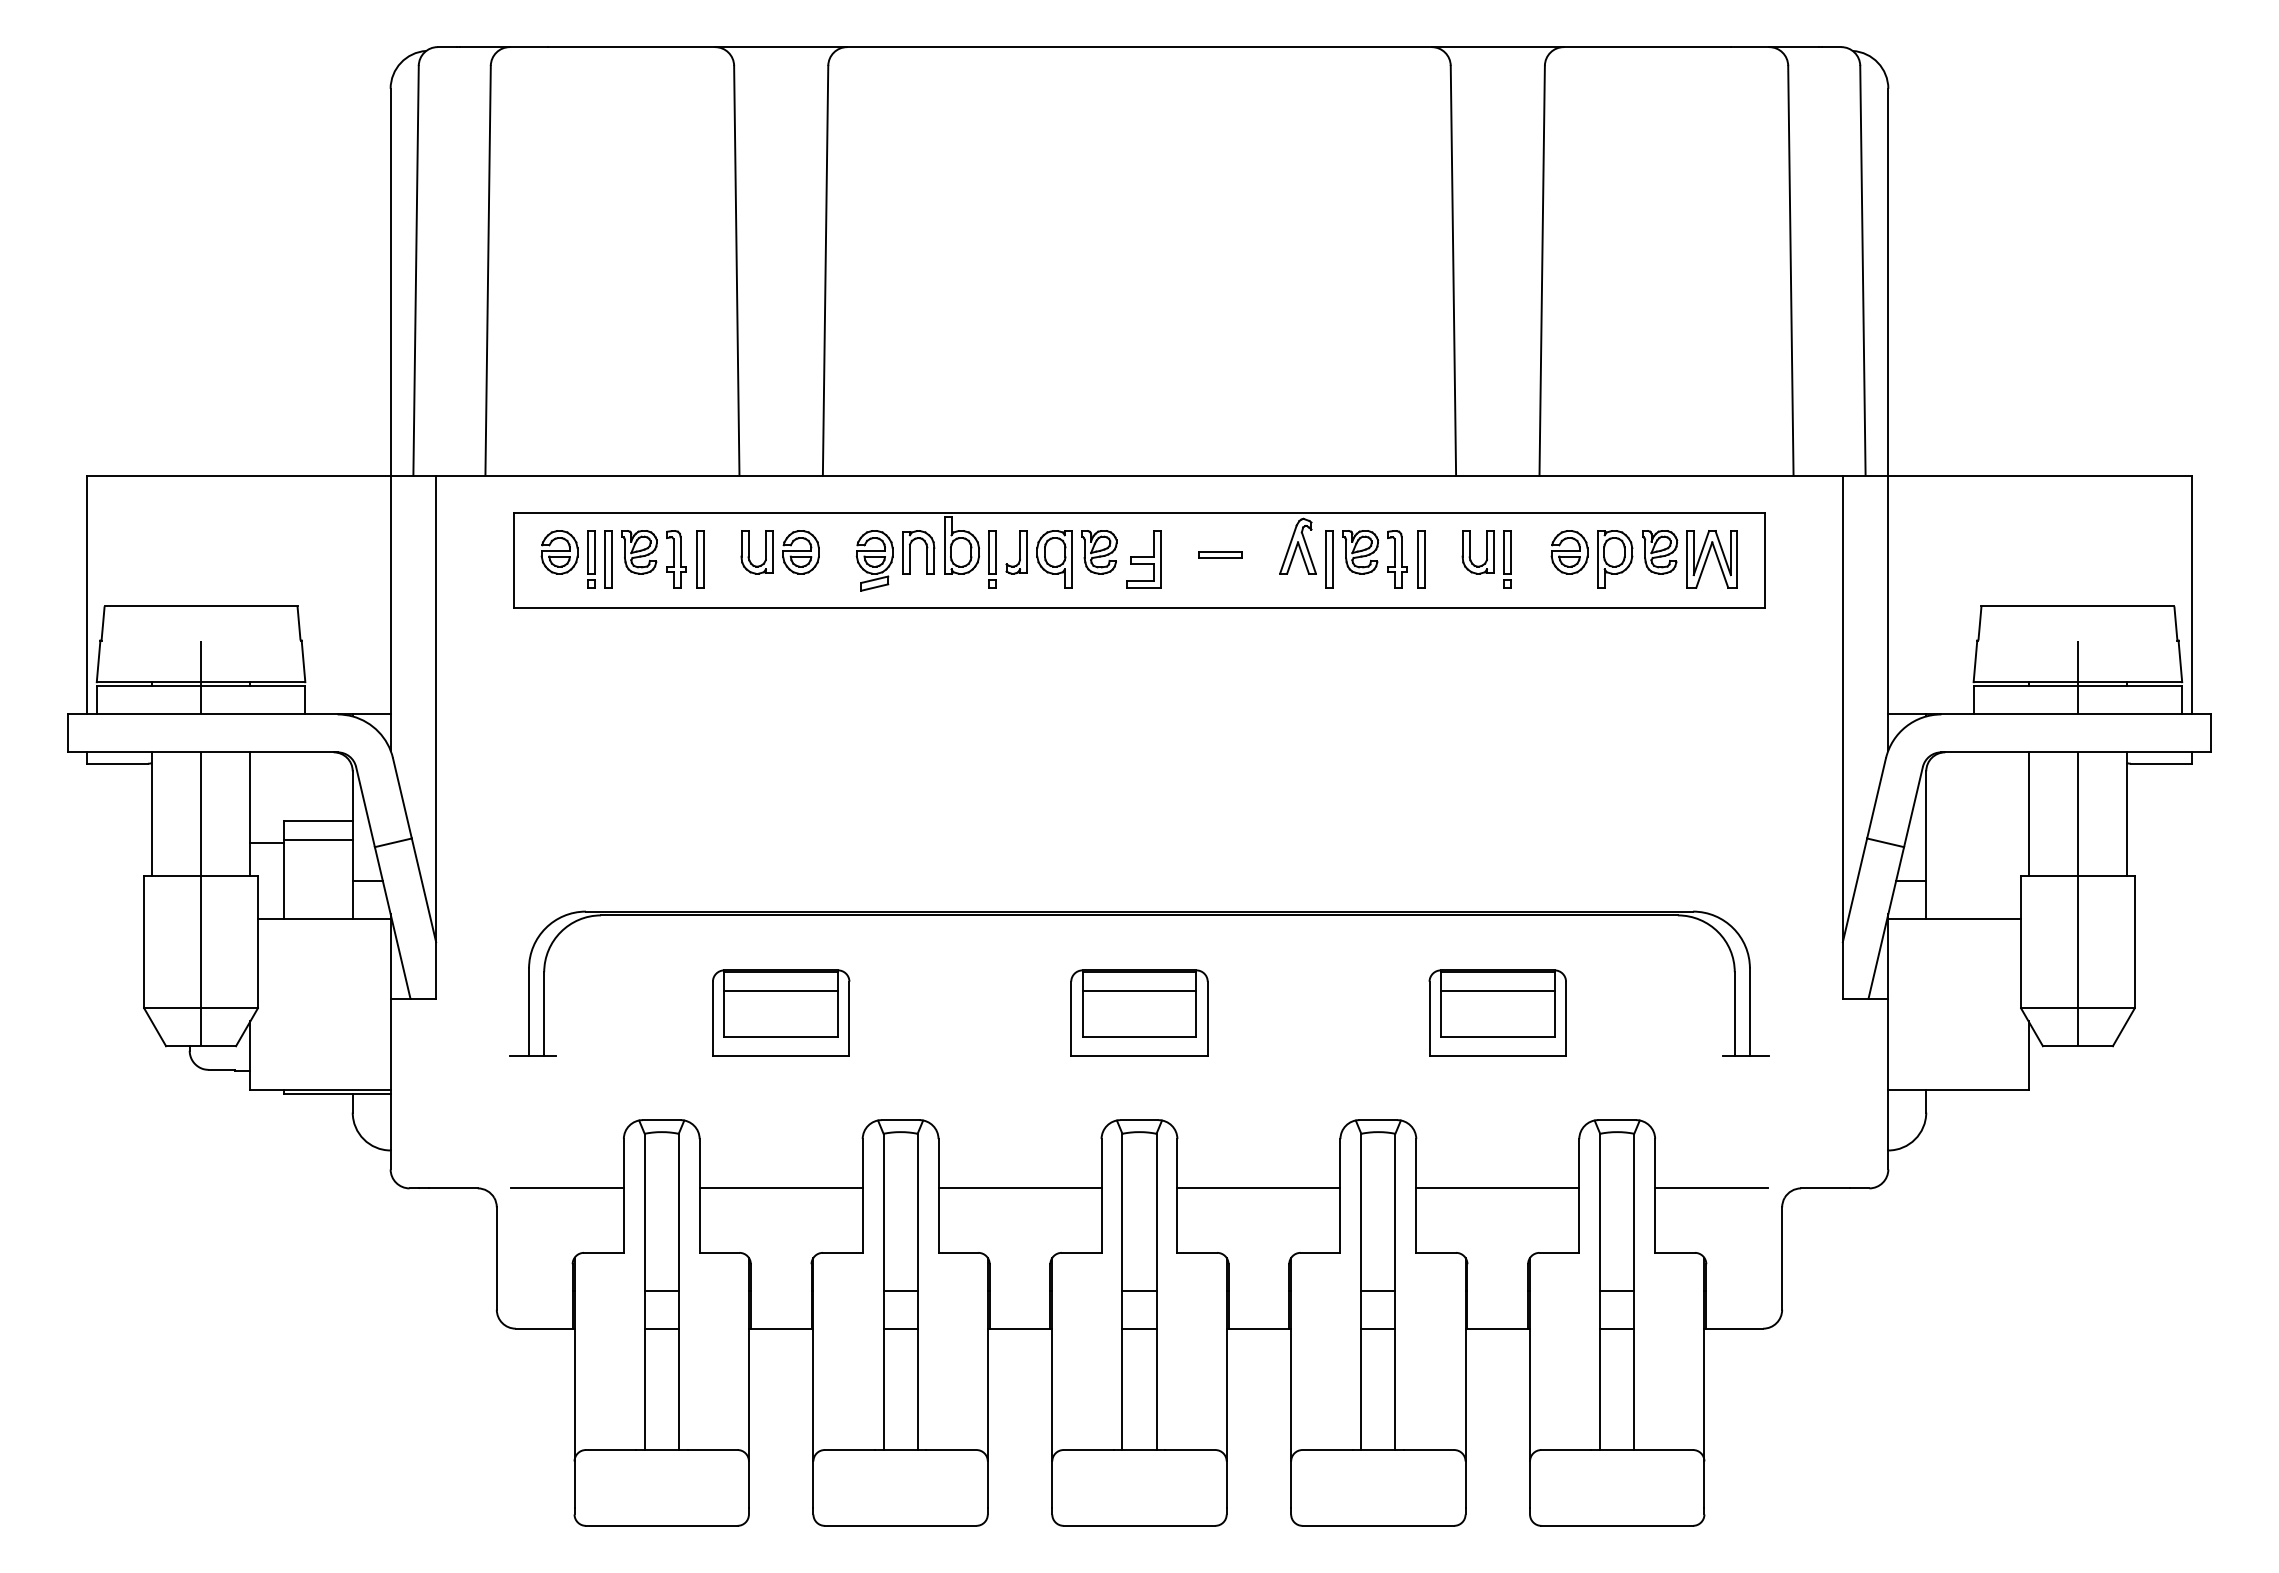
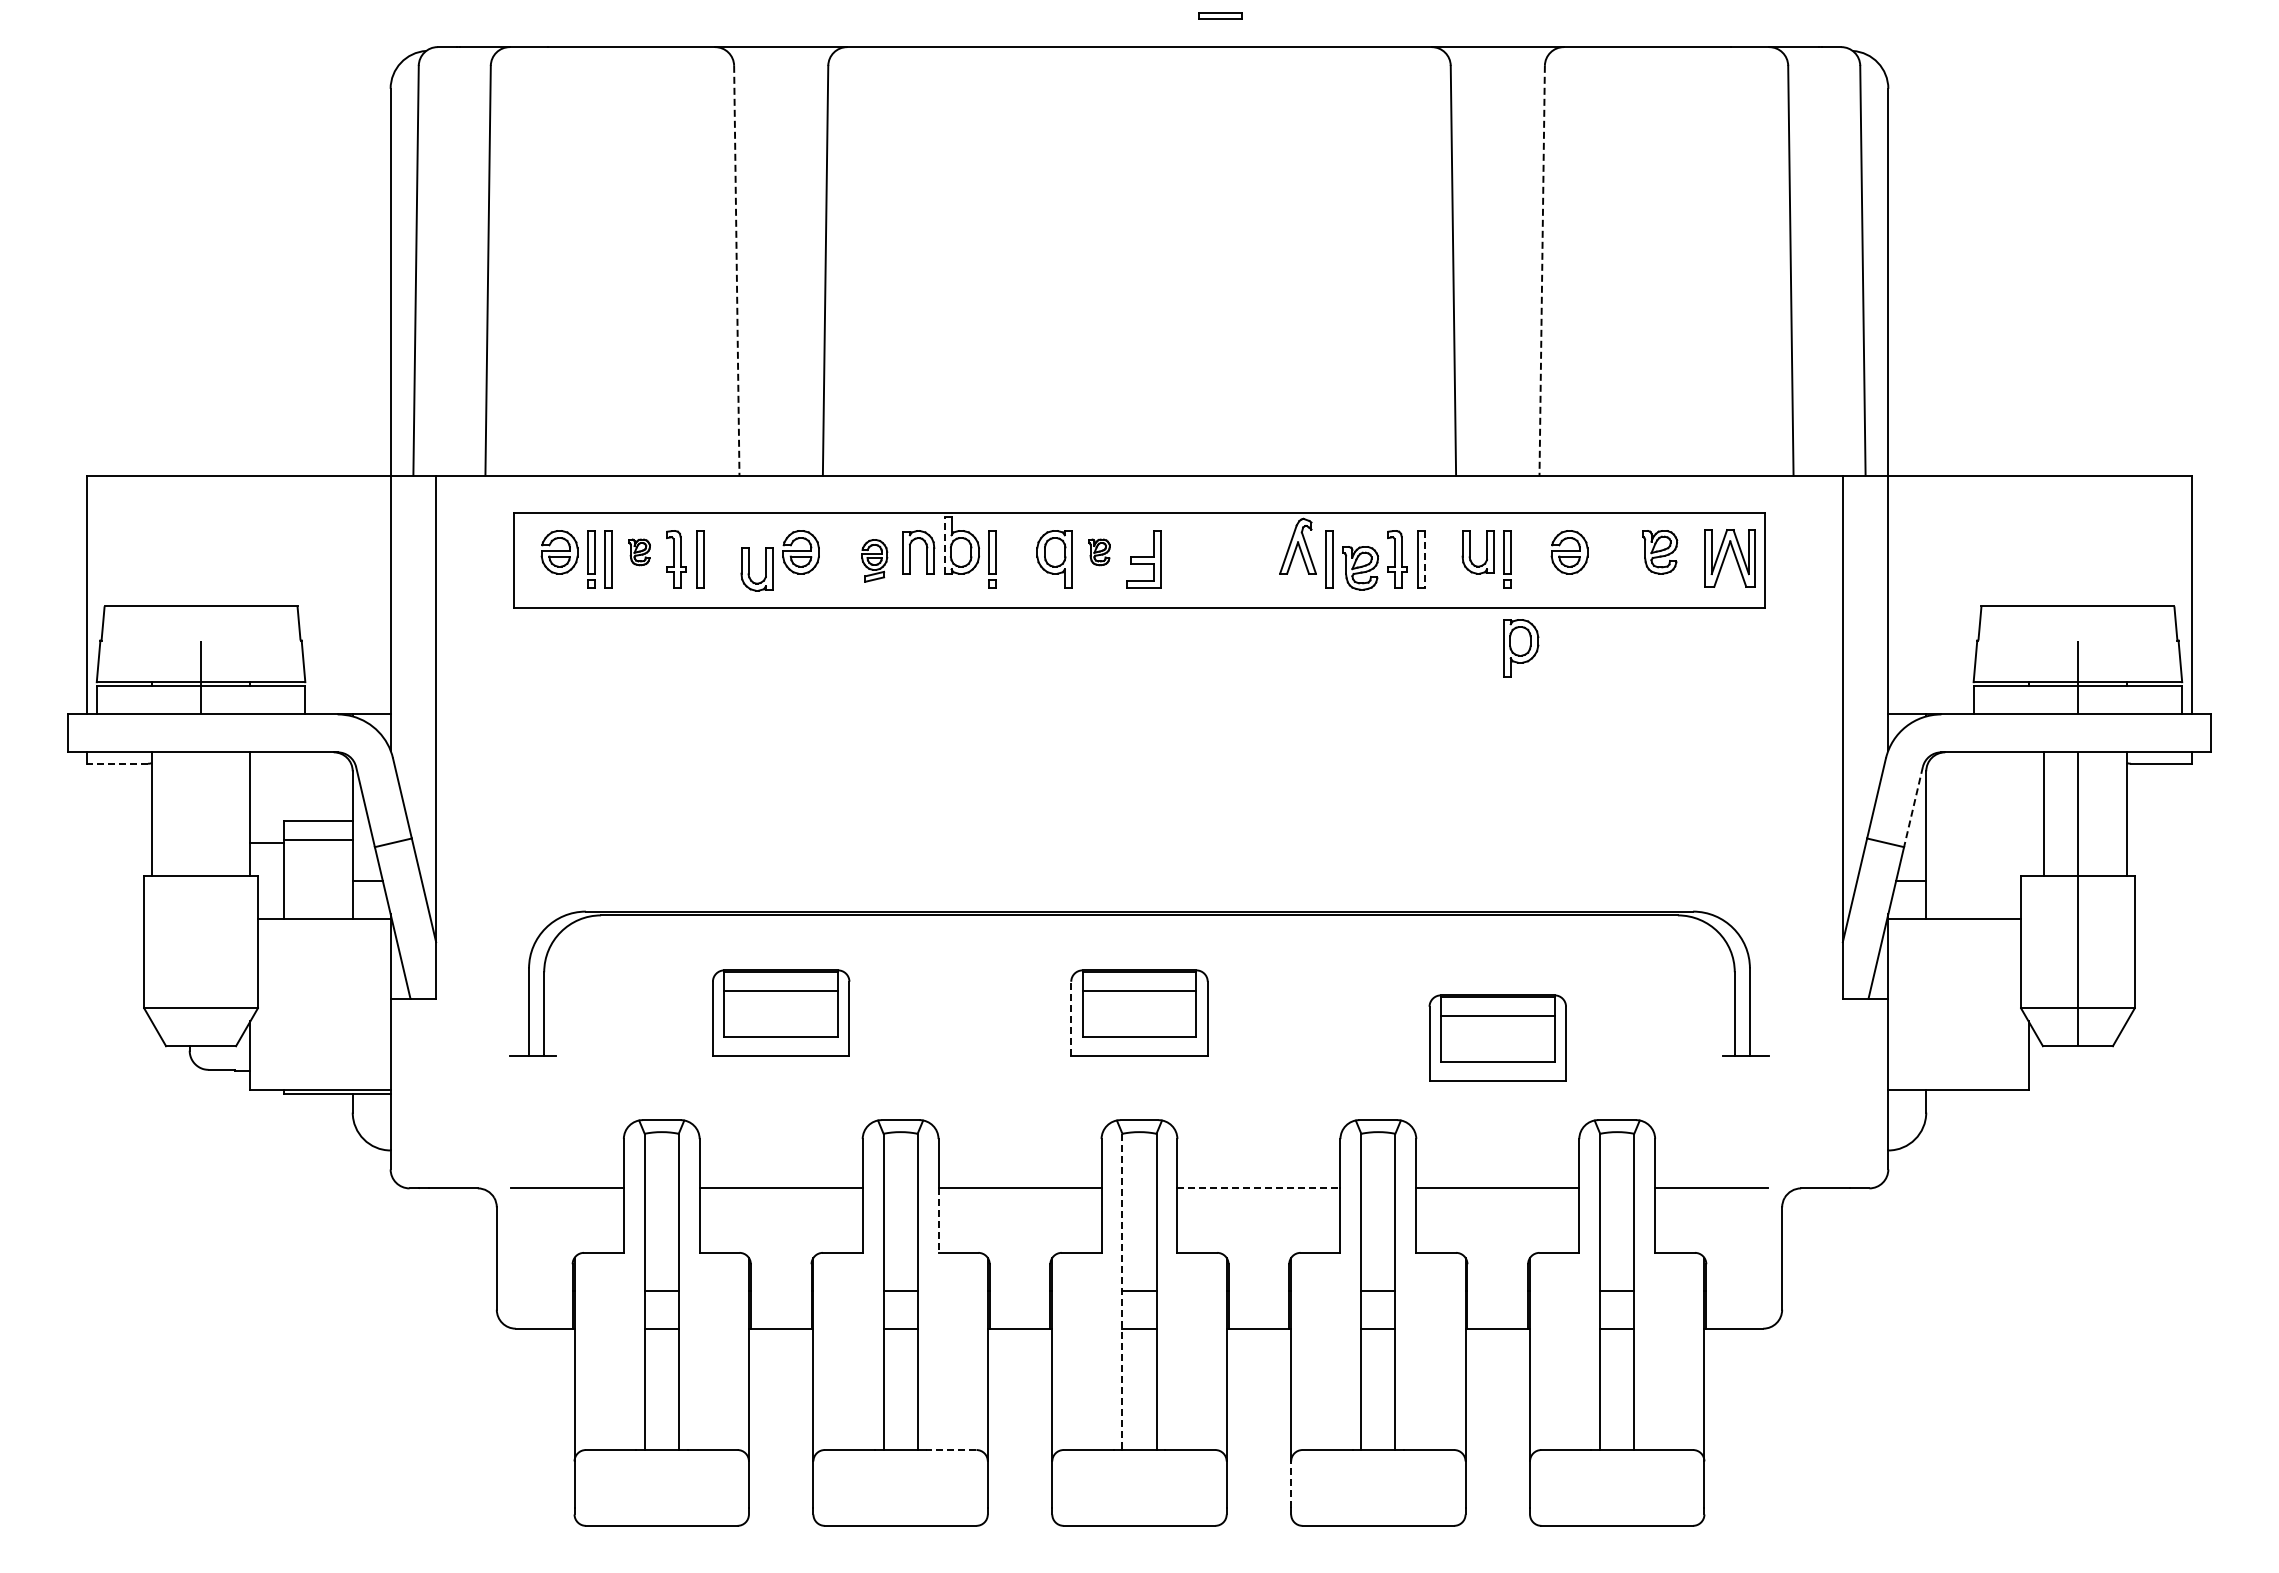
line: solid -> dashed (736, 270)
line: solid -> dashed (1542, 270)
line: solid -> dashed (944, 544)
part size: 37x45 px -> 23x29 px (639, 552)
part position: (749, 552) -> (749, 569) (749, 569)
part: present -> none (1016, 552)
part size: 37x45 px -> 23x29 px (1099, 552)
part position: (1360, 552) -> (1360, 568) (1360, 568)
part position: (1220, 554) -> (1220, 15) (1220, 15)
line: solid -> dashed (1424, 559)
part position: (1615, 559) -> (1521, 648) (1521, 648)
part position: (1711, 559) -> (1729, 558) (1729, 558)
part size: 39x62 px -> 28x44 px (874, 560)
line: solid -> dashed (117, 763)
line: solid -> dashed (1913, 807)
line position: (2028, 813) -> (2043, 813) (2043, 813)
line: present -> none (201, 899)
part position: (1497, 1012) -> (1497, 1037) (1497, 1037)
line: solid -> dashed (1071, 1018)
line: solid -> dashed (1258, 1188)
line: solid -> dashed (938, 1221)
line: solid -> dashed (1122, 1292)
line: solid -> dashed (950, 1450)
line: solid -> dashed (1291, 1484)
